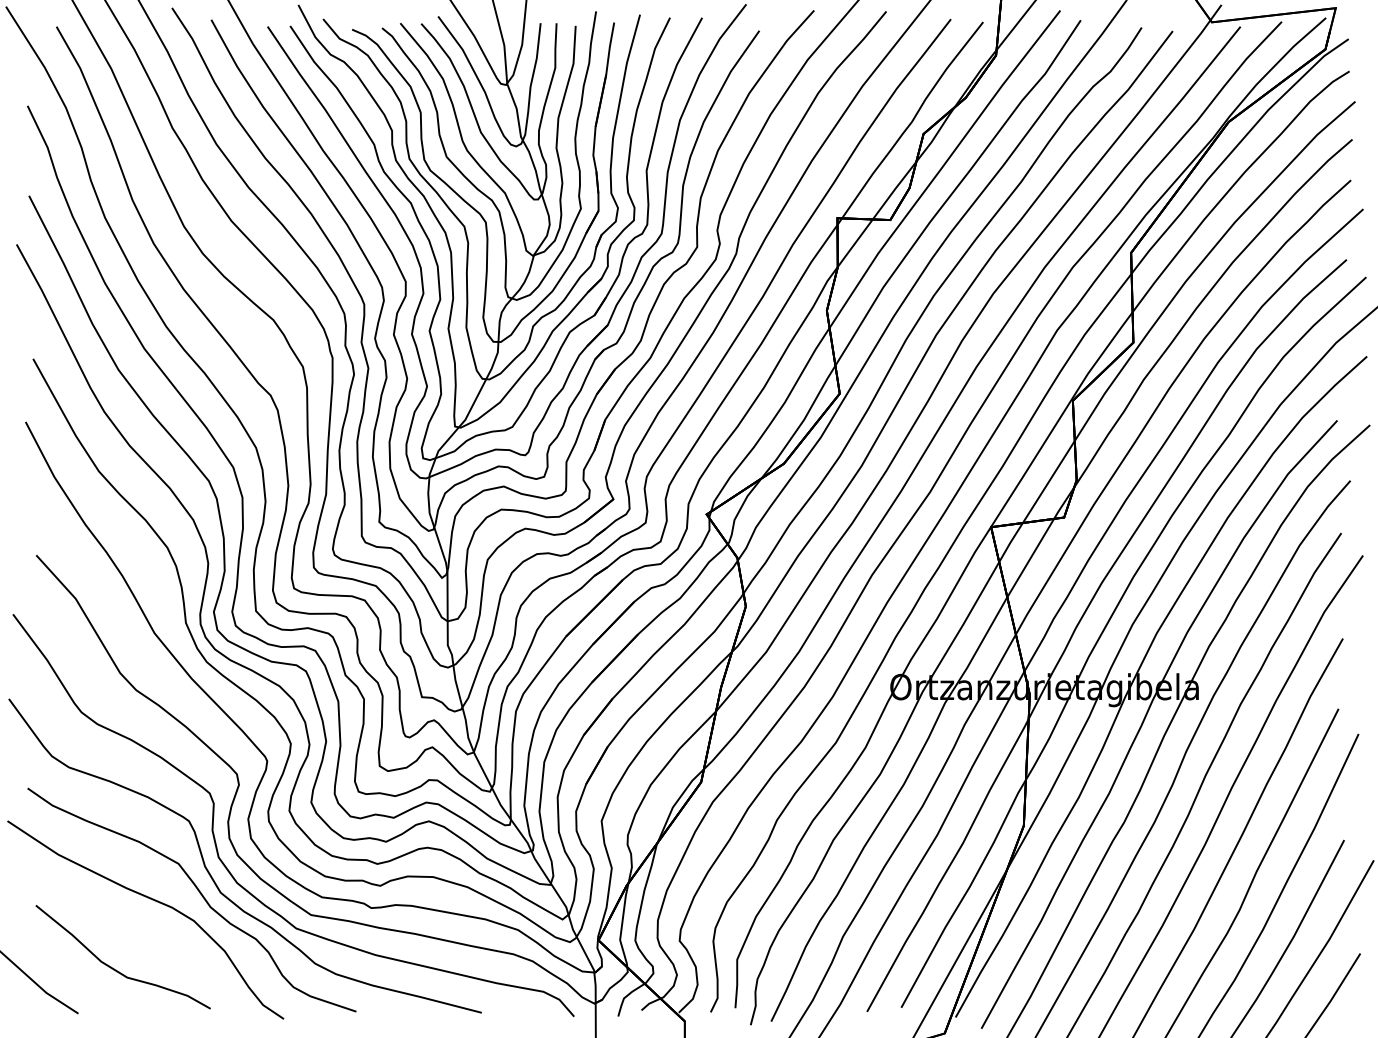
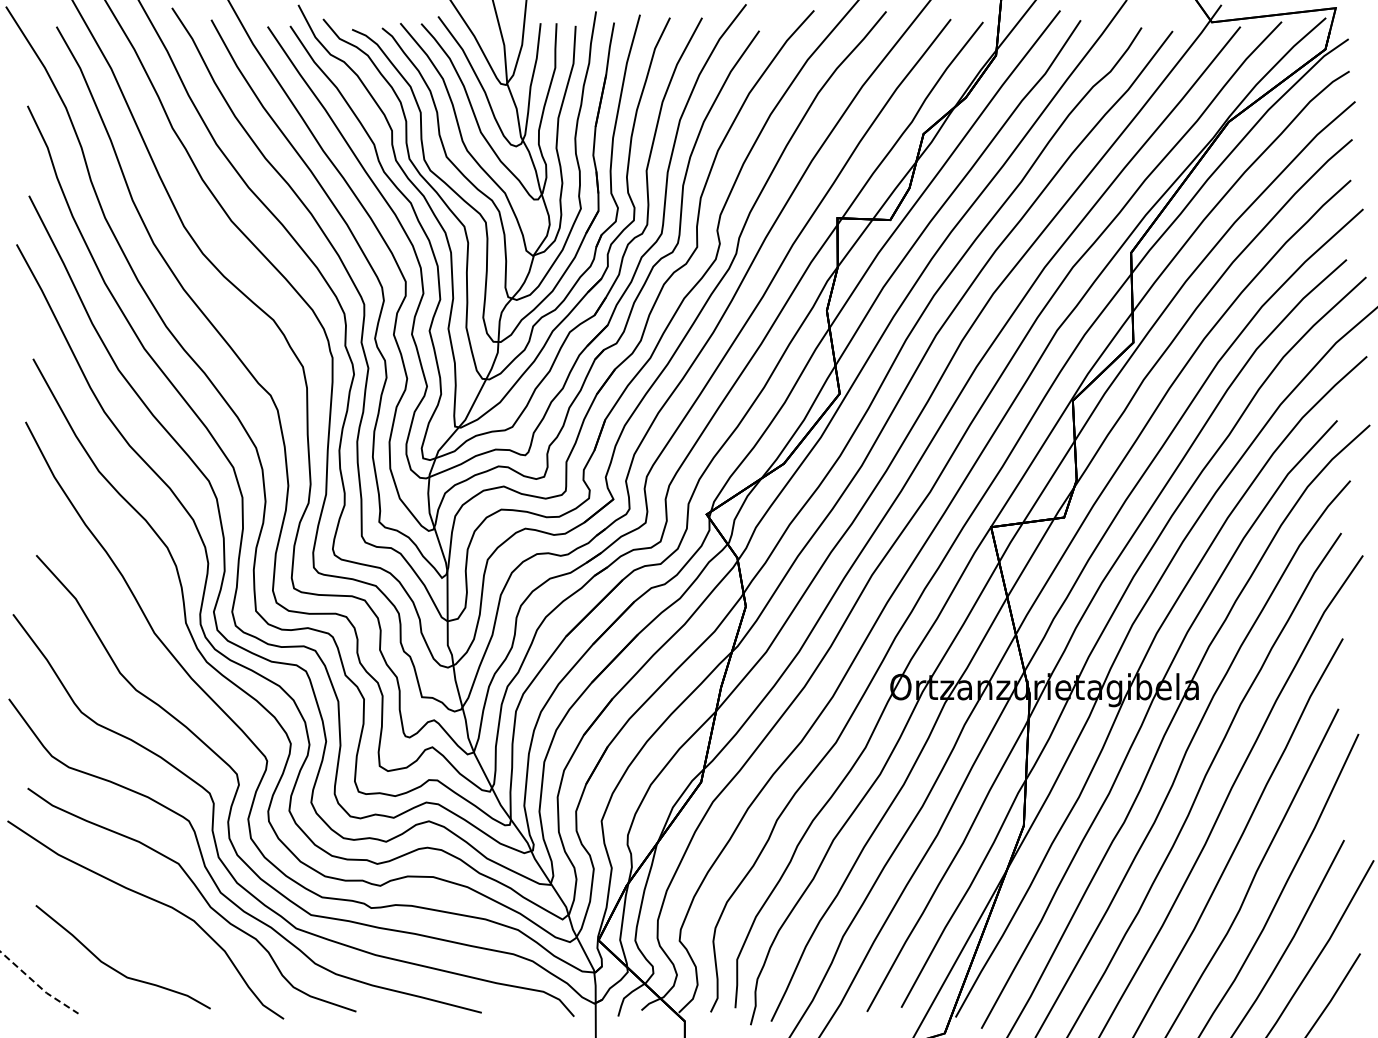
line: solid -> dashed (38, 985)
